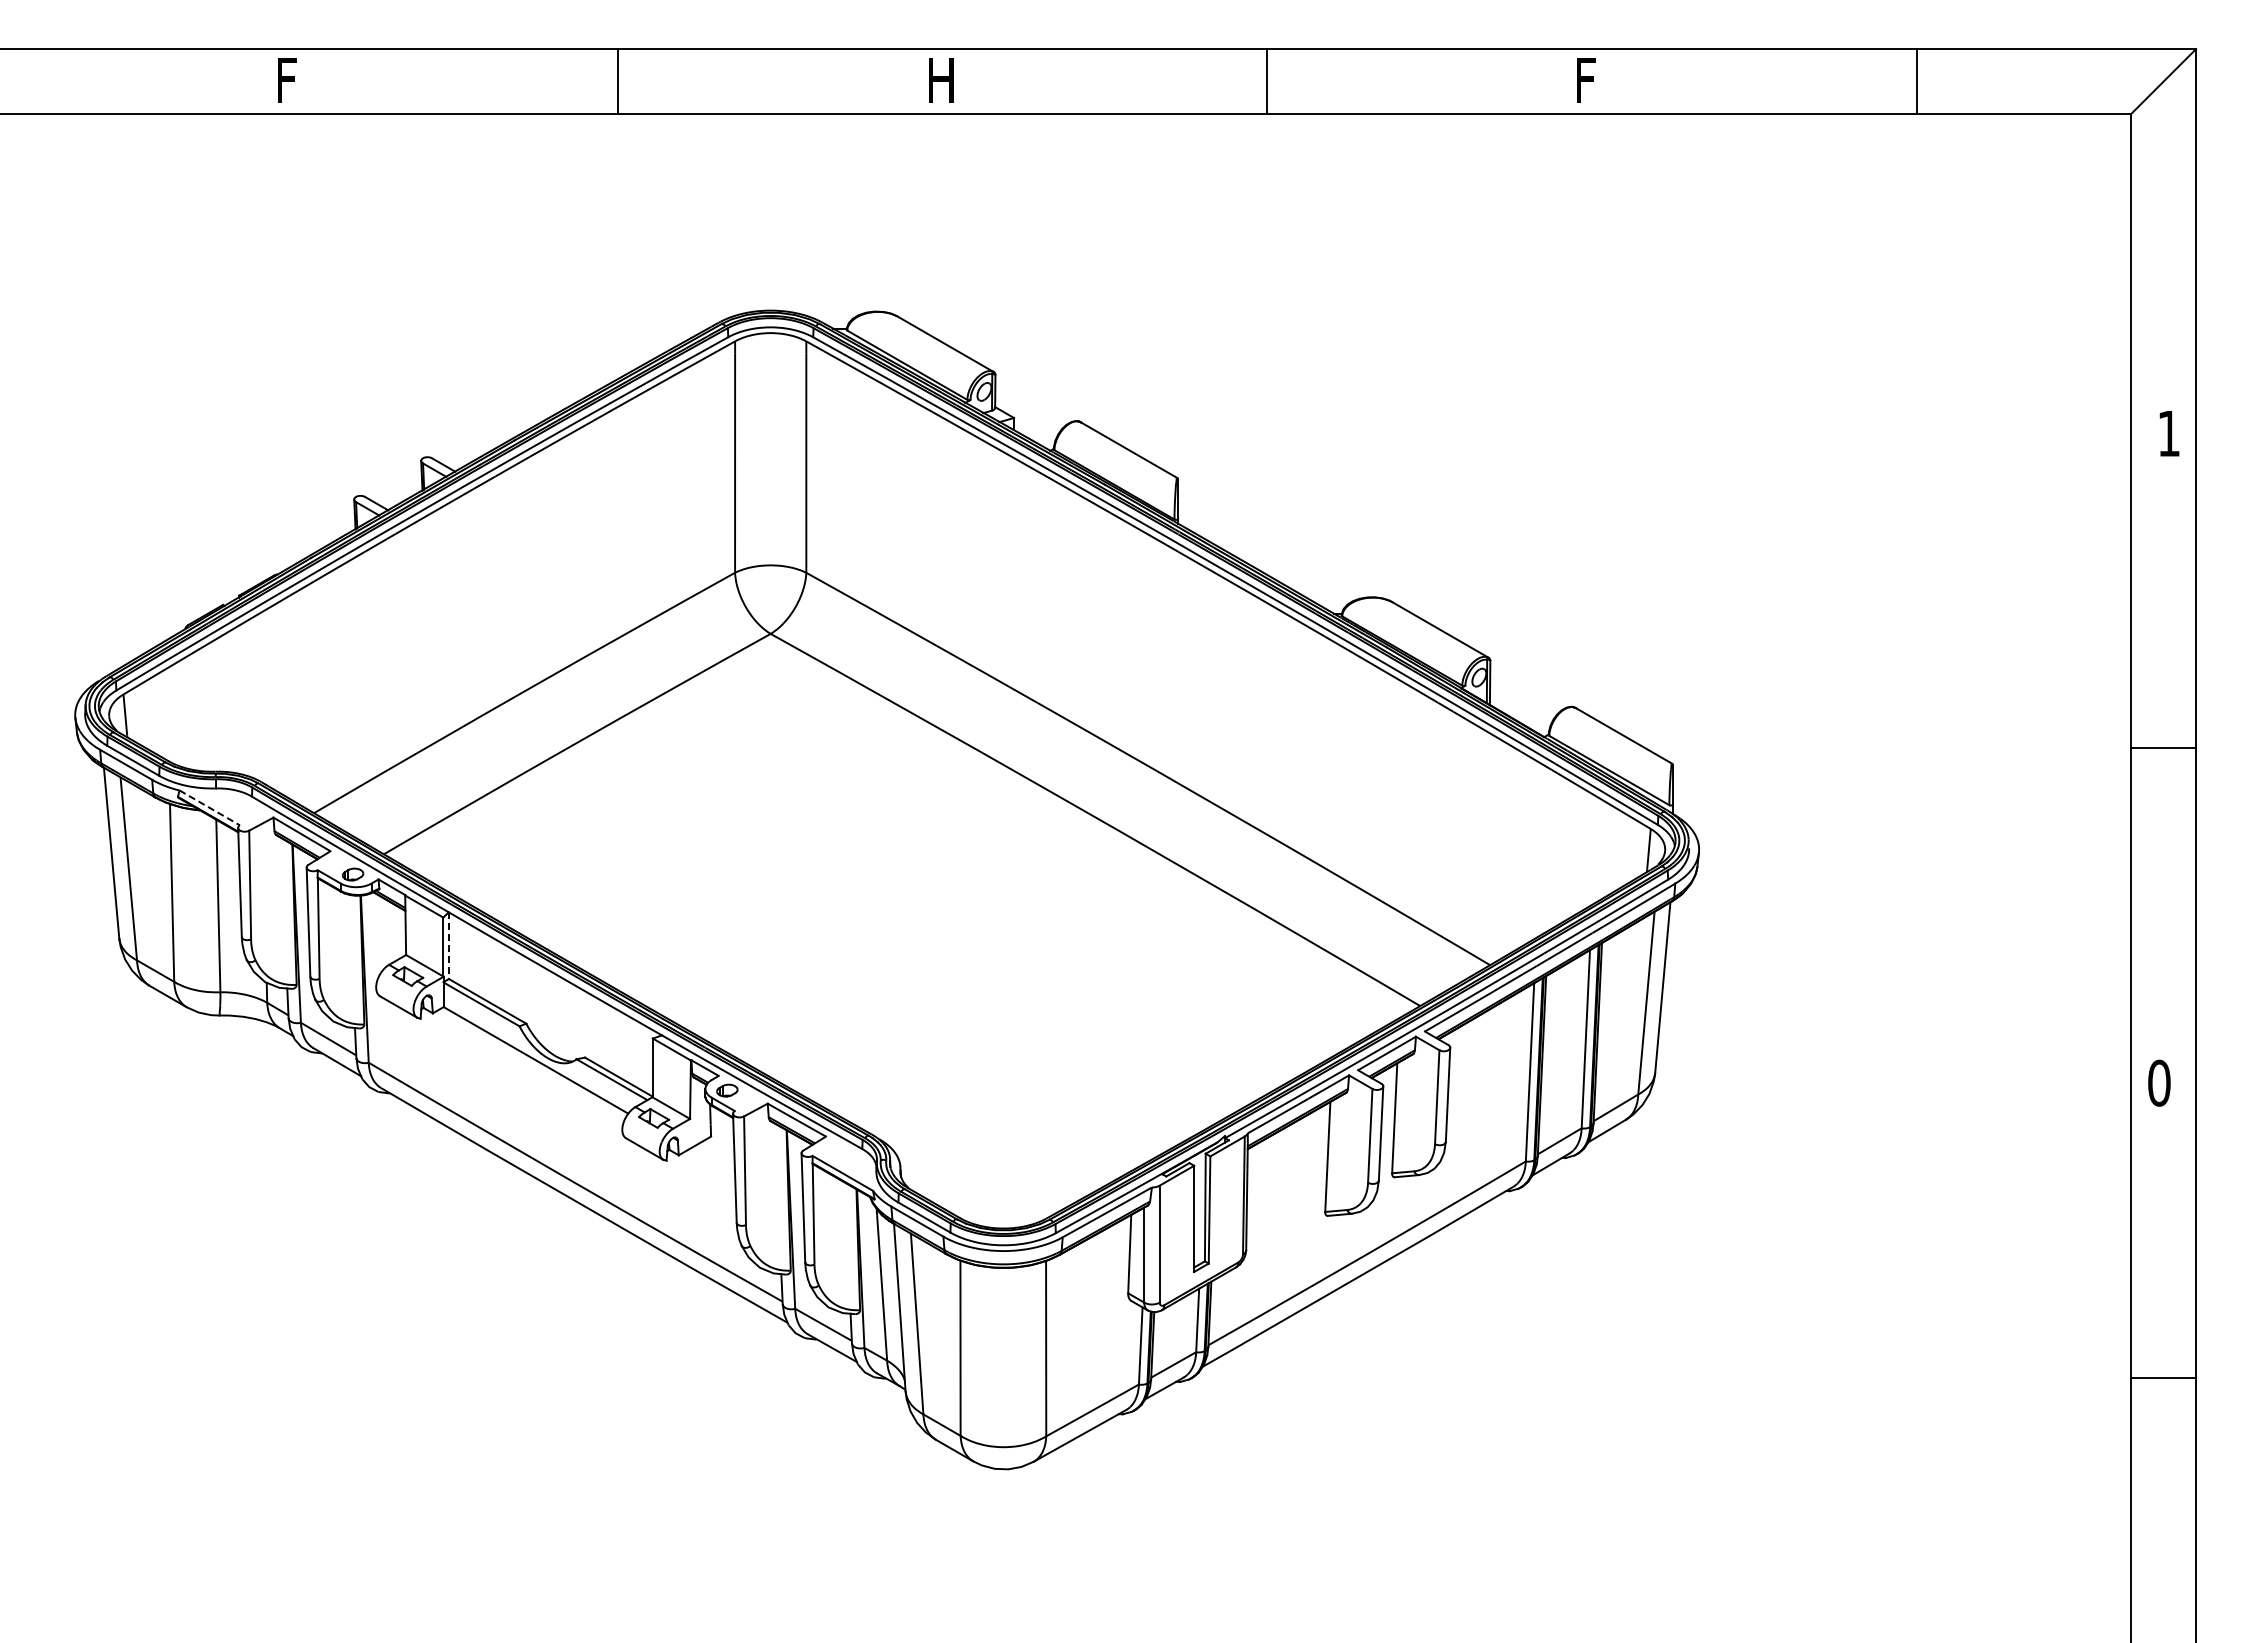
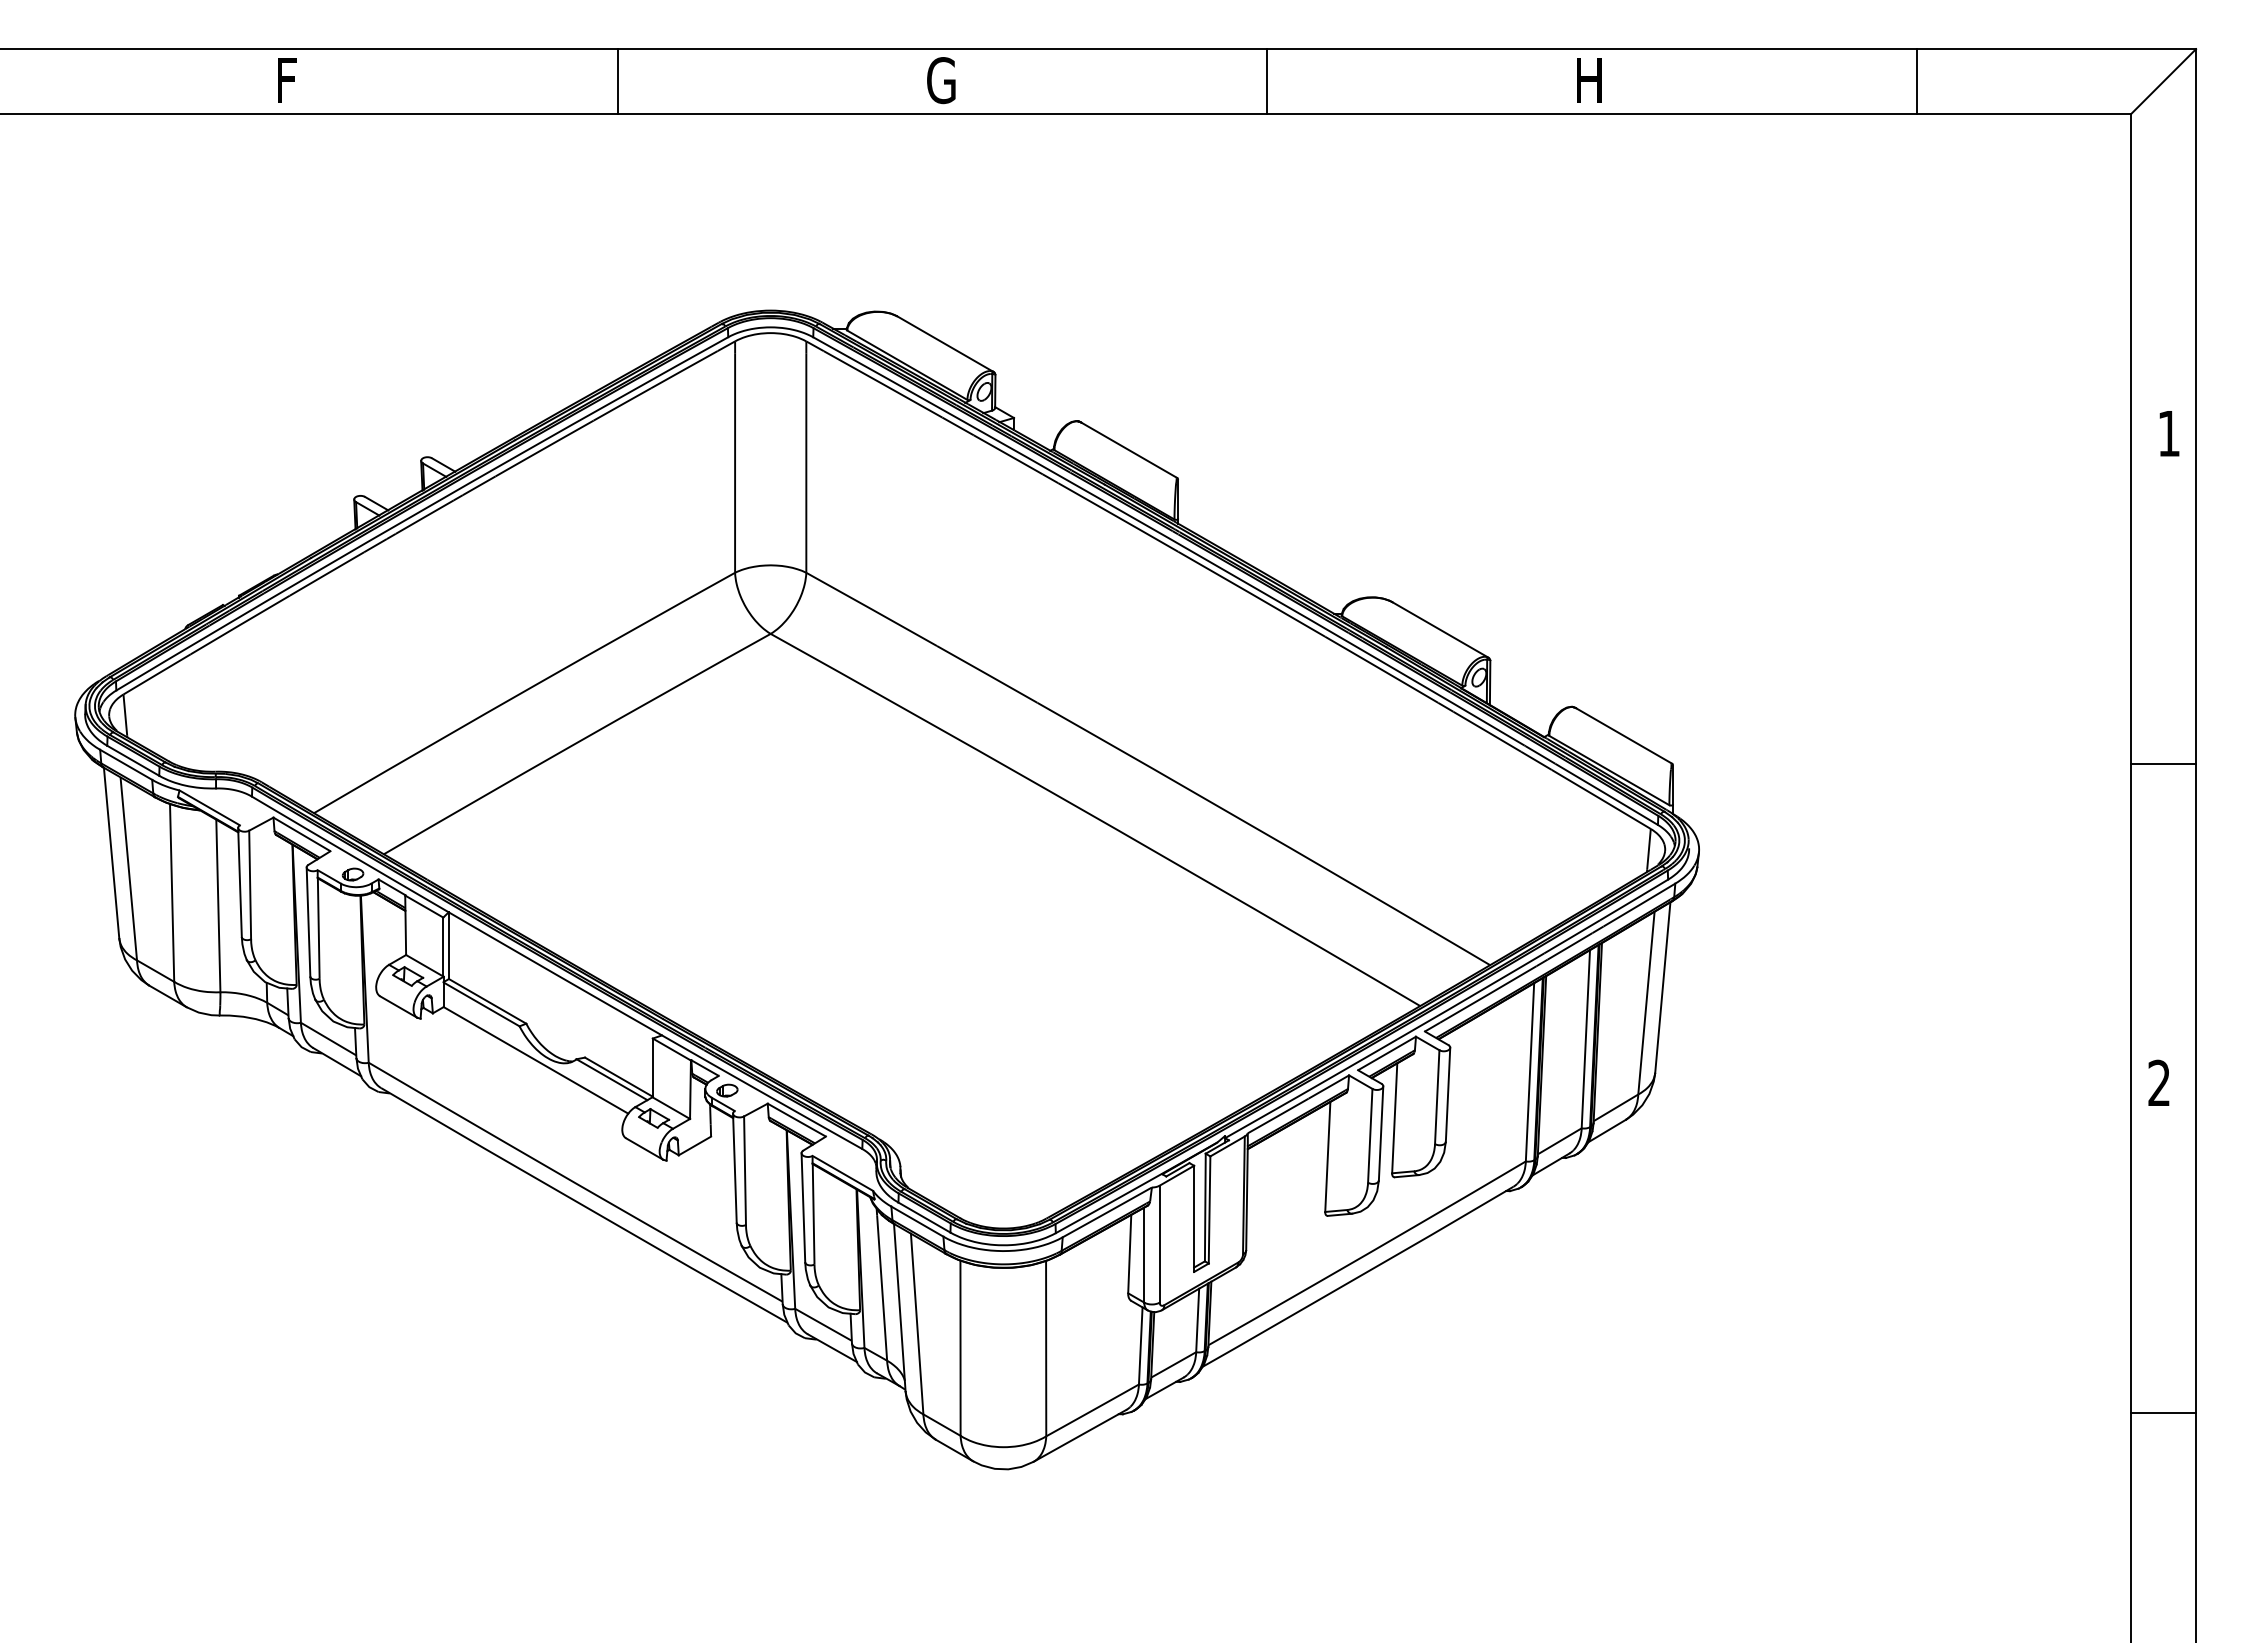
text: H -> G (941, 80)
text: F -> H (1591, 80)
line position: (2163, 747) -> (2163, 763) (2163, 763)
line: dashed -> solid (209, 807)
line: dashed -> solid (448, 946)
text: 0 -> 2 (2159, 1082)
line position: (2163, 1378) -> (2163, 1413) (2163, 1413)
